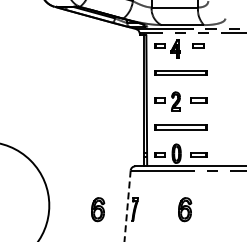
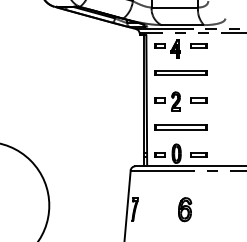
part size: 13x6 px -> 18x6 px (198, 45)
line: dashed -> solid (127, 206)
part: present -> none (98, 209)
